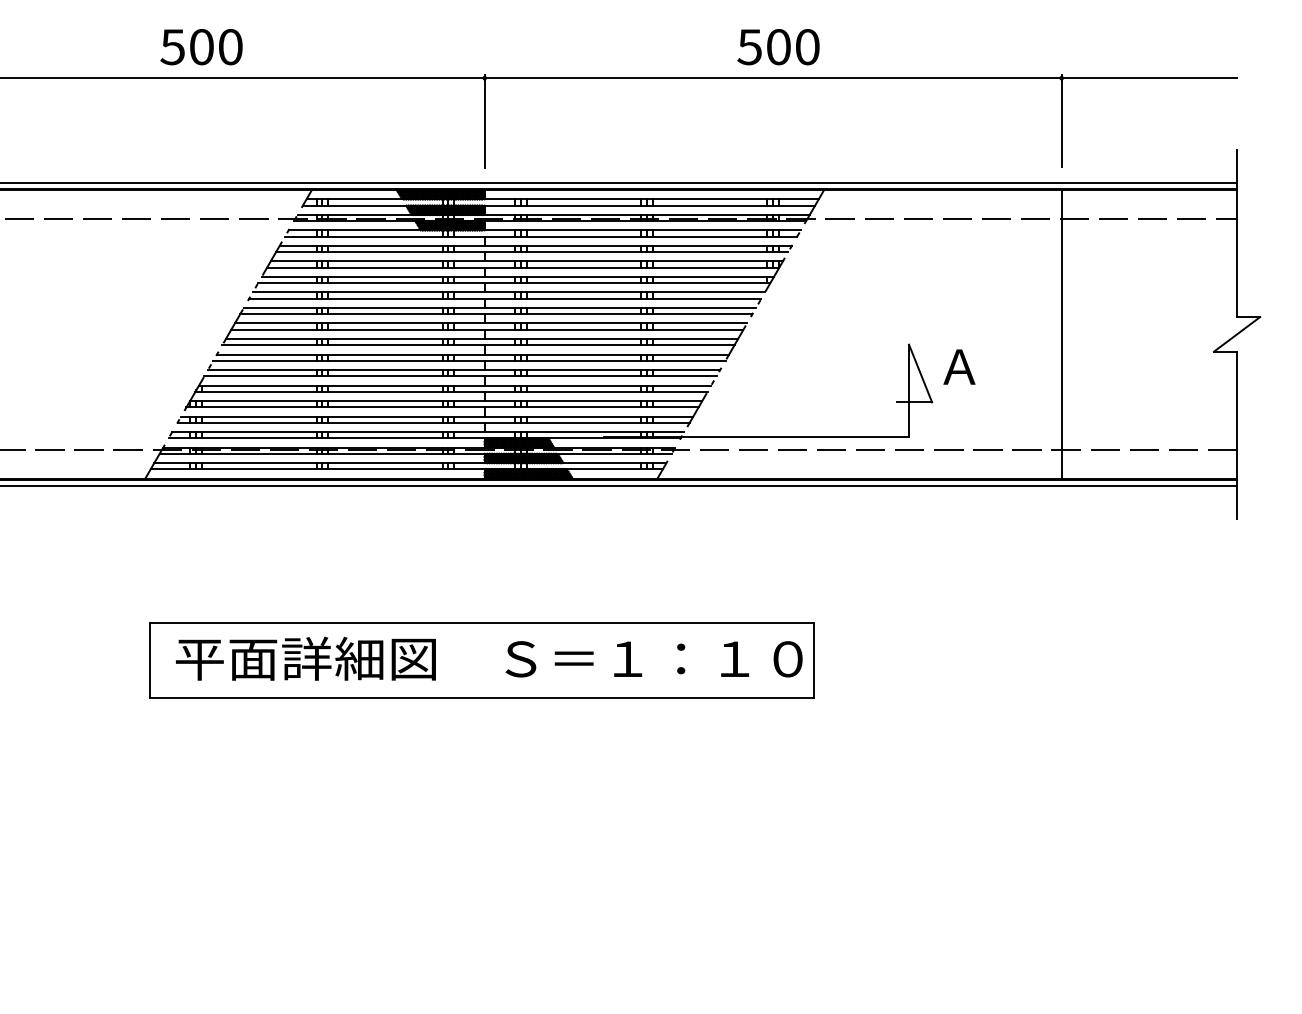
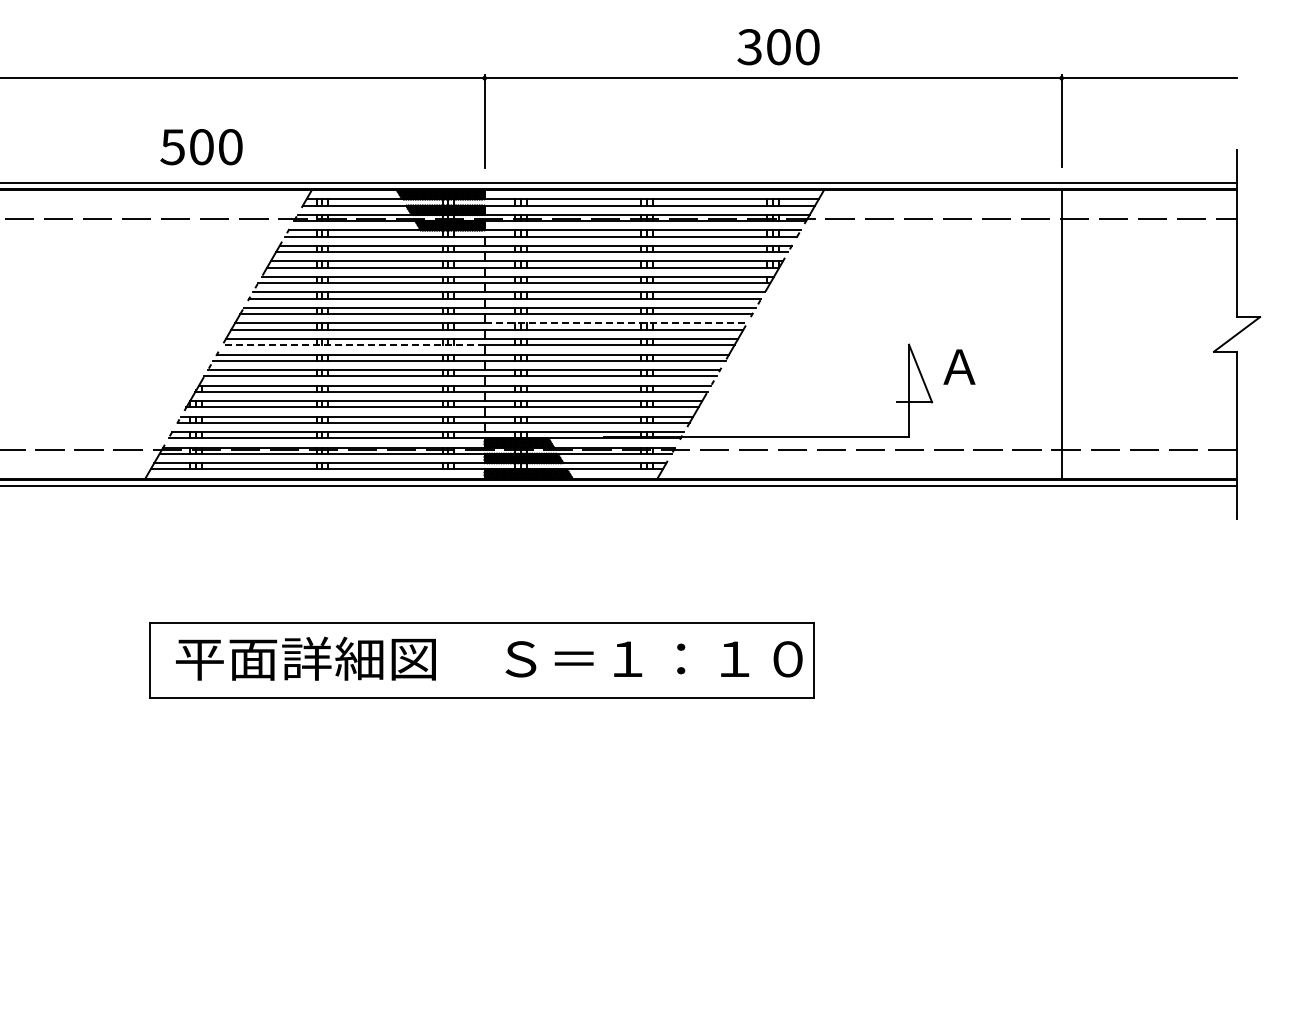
text position: (201, 47) -> (201, 147) (201, 147)
text: 500 -> 300 (749, 47)
line: solid -> dashed (616, 323)
line: solid -> dashed (353, 345)
